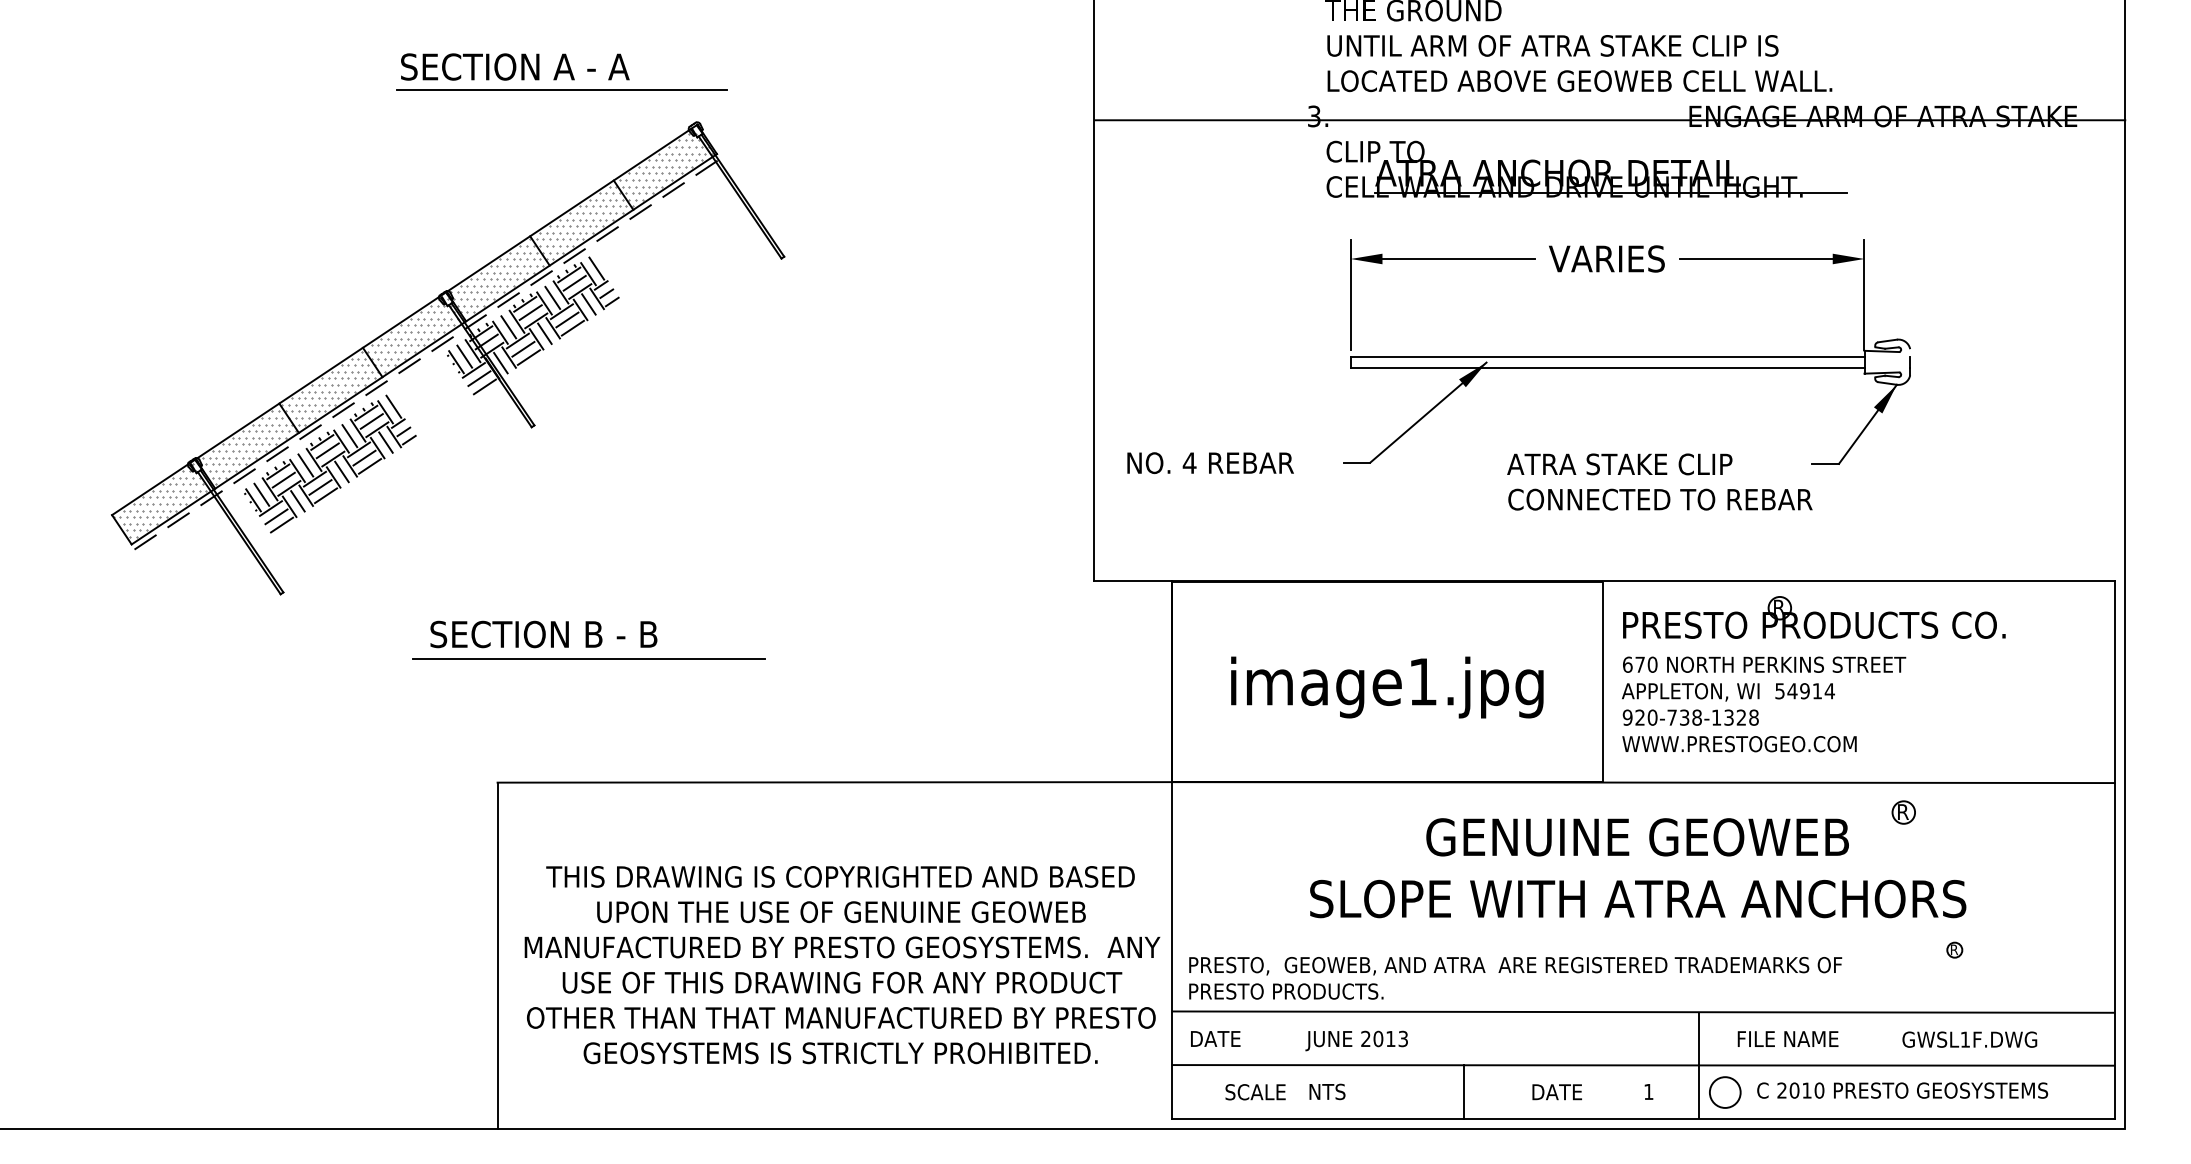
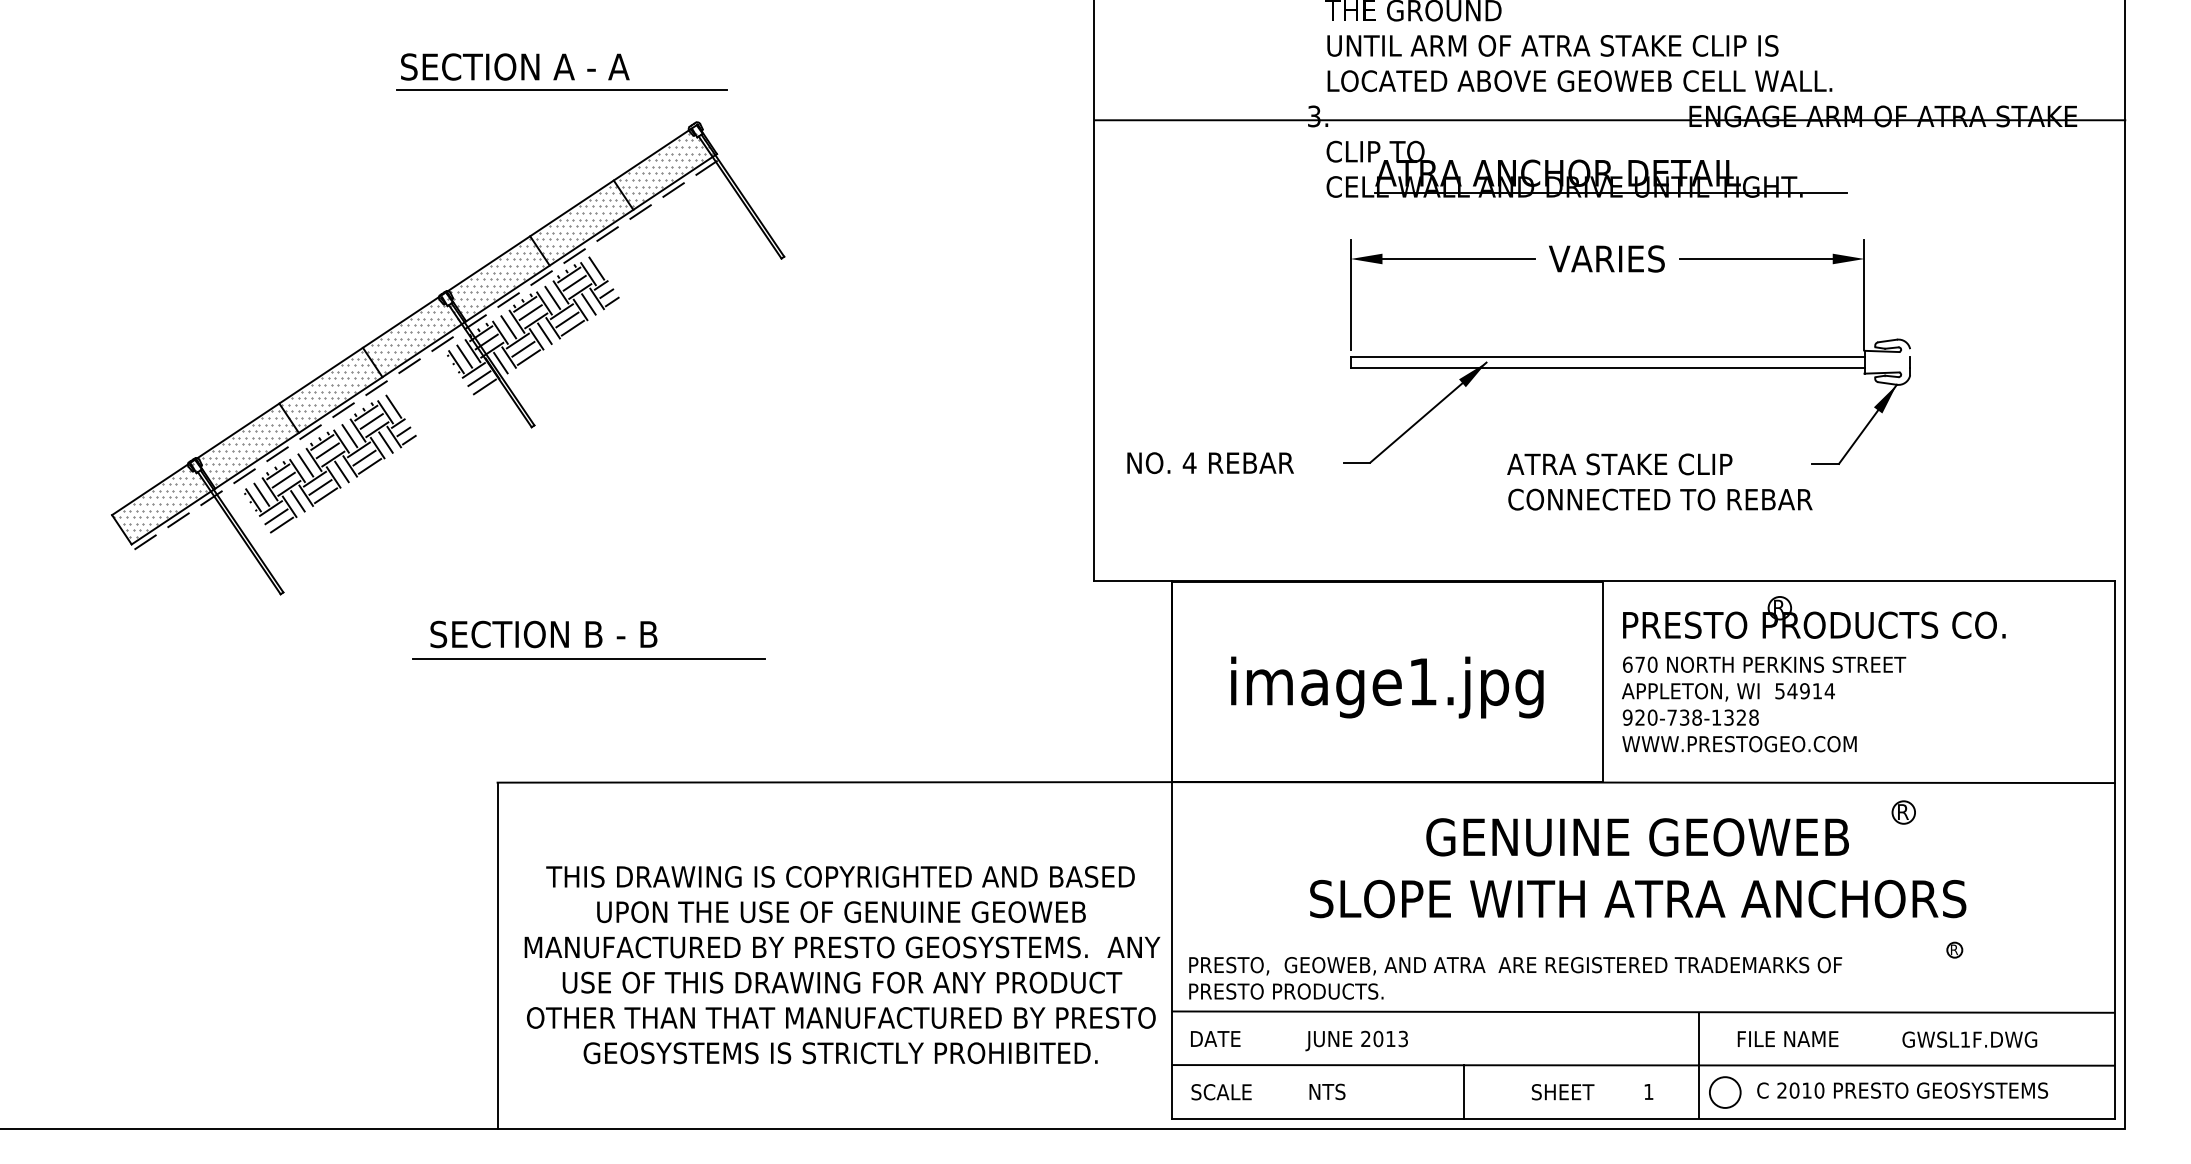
text position: (1255, 1092) -> (1221, 1092) (1221, 1092)
text: DATE -> SHEET (1562, 1092)
